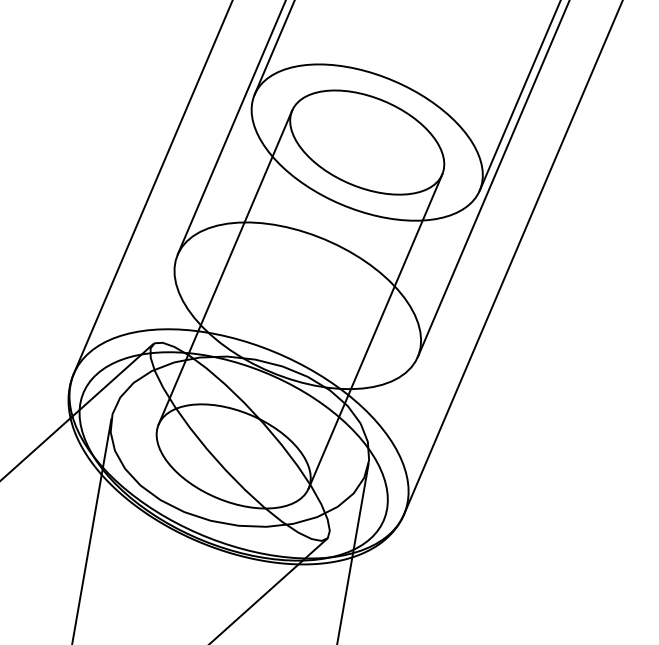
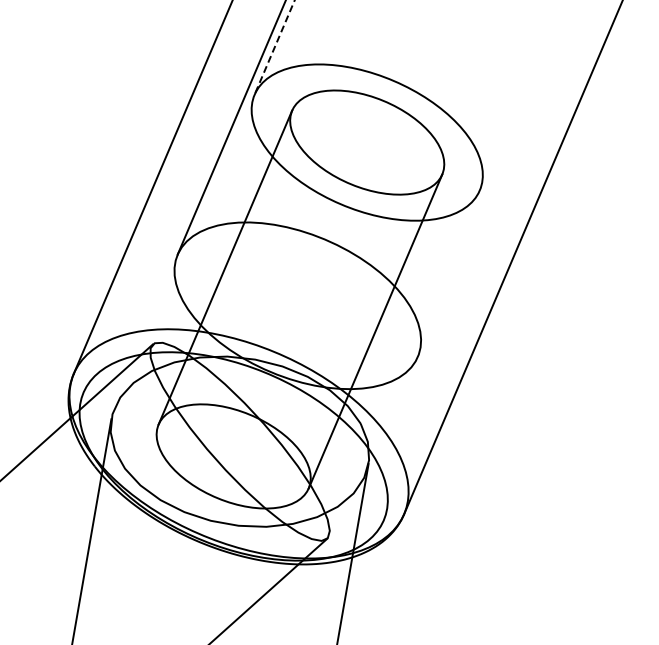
line: solid -> dashed (274, 47)
line: present -> none (519, 96)
line: present -> none (492, 179)
